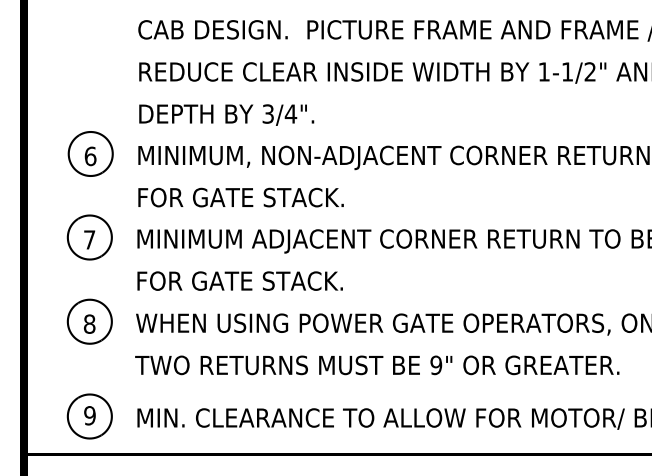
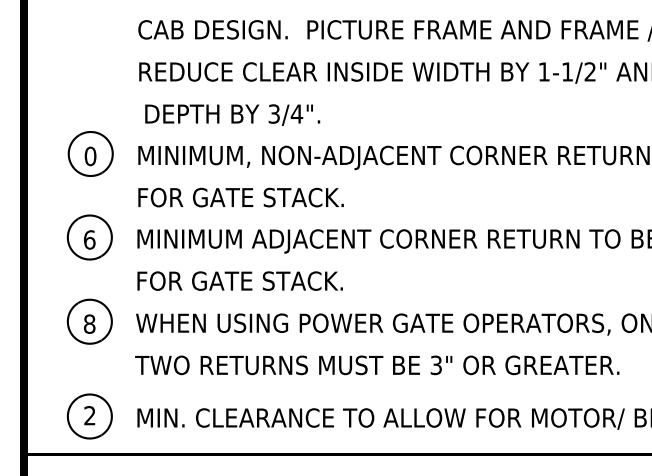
text position: (226, 114) -> (232, 114) (232, 114)
text: 6 -> 0 (90, 155)
text: 7 -> 6 (89, 239)
text: 9" -> 3" (436, 364)
text: 9 -> 2 (89, 415)
